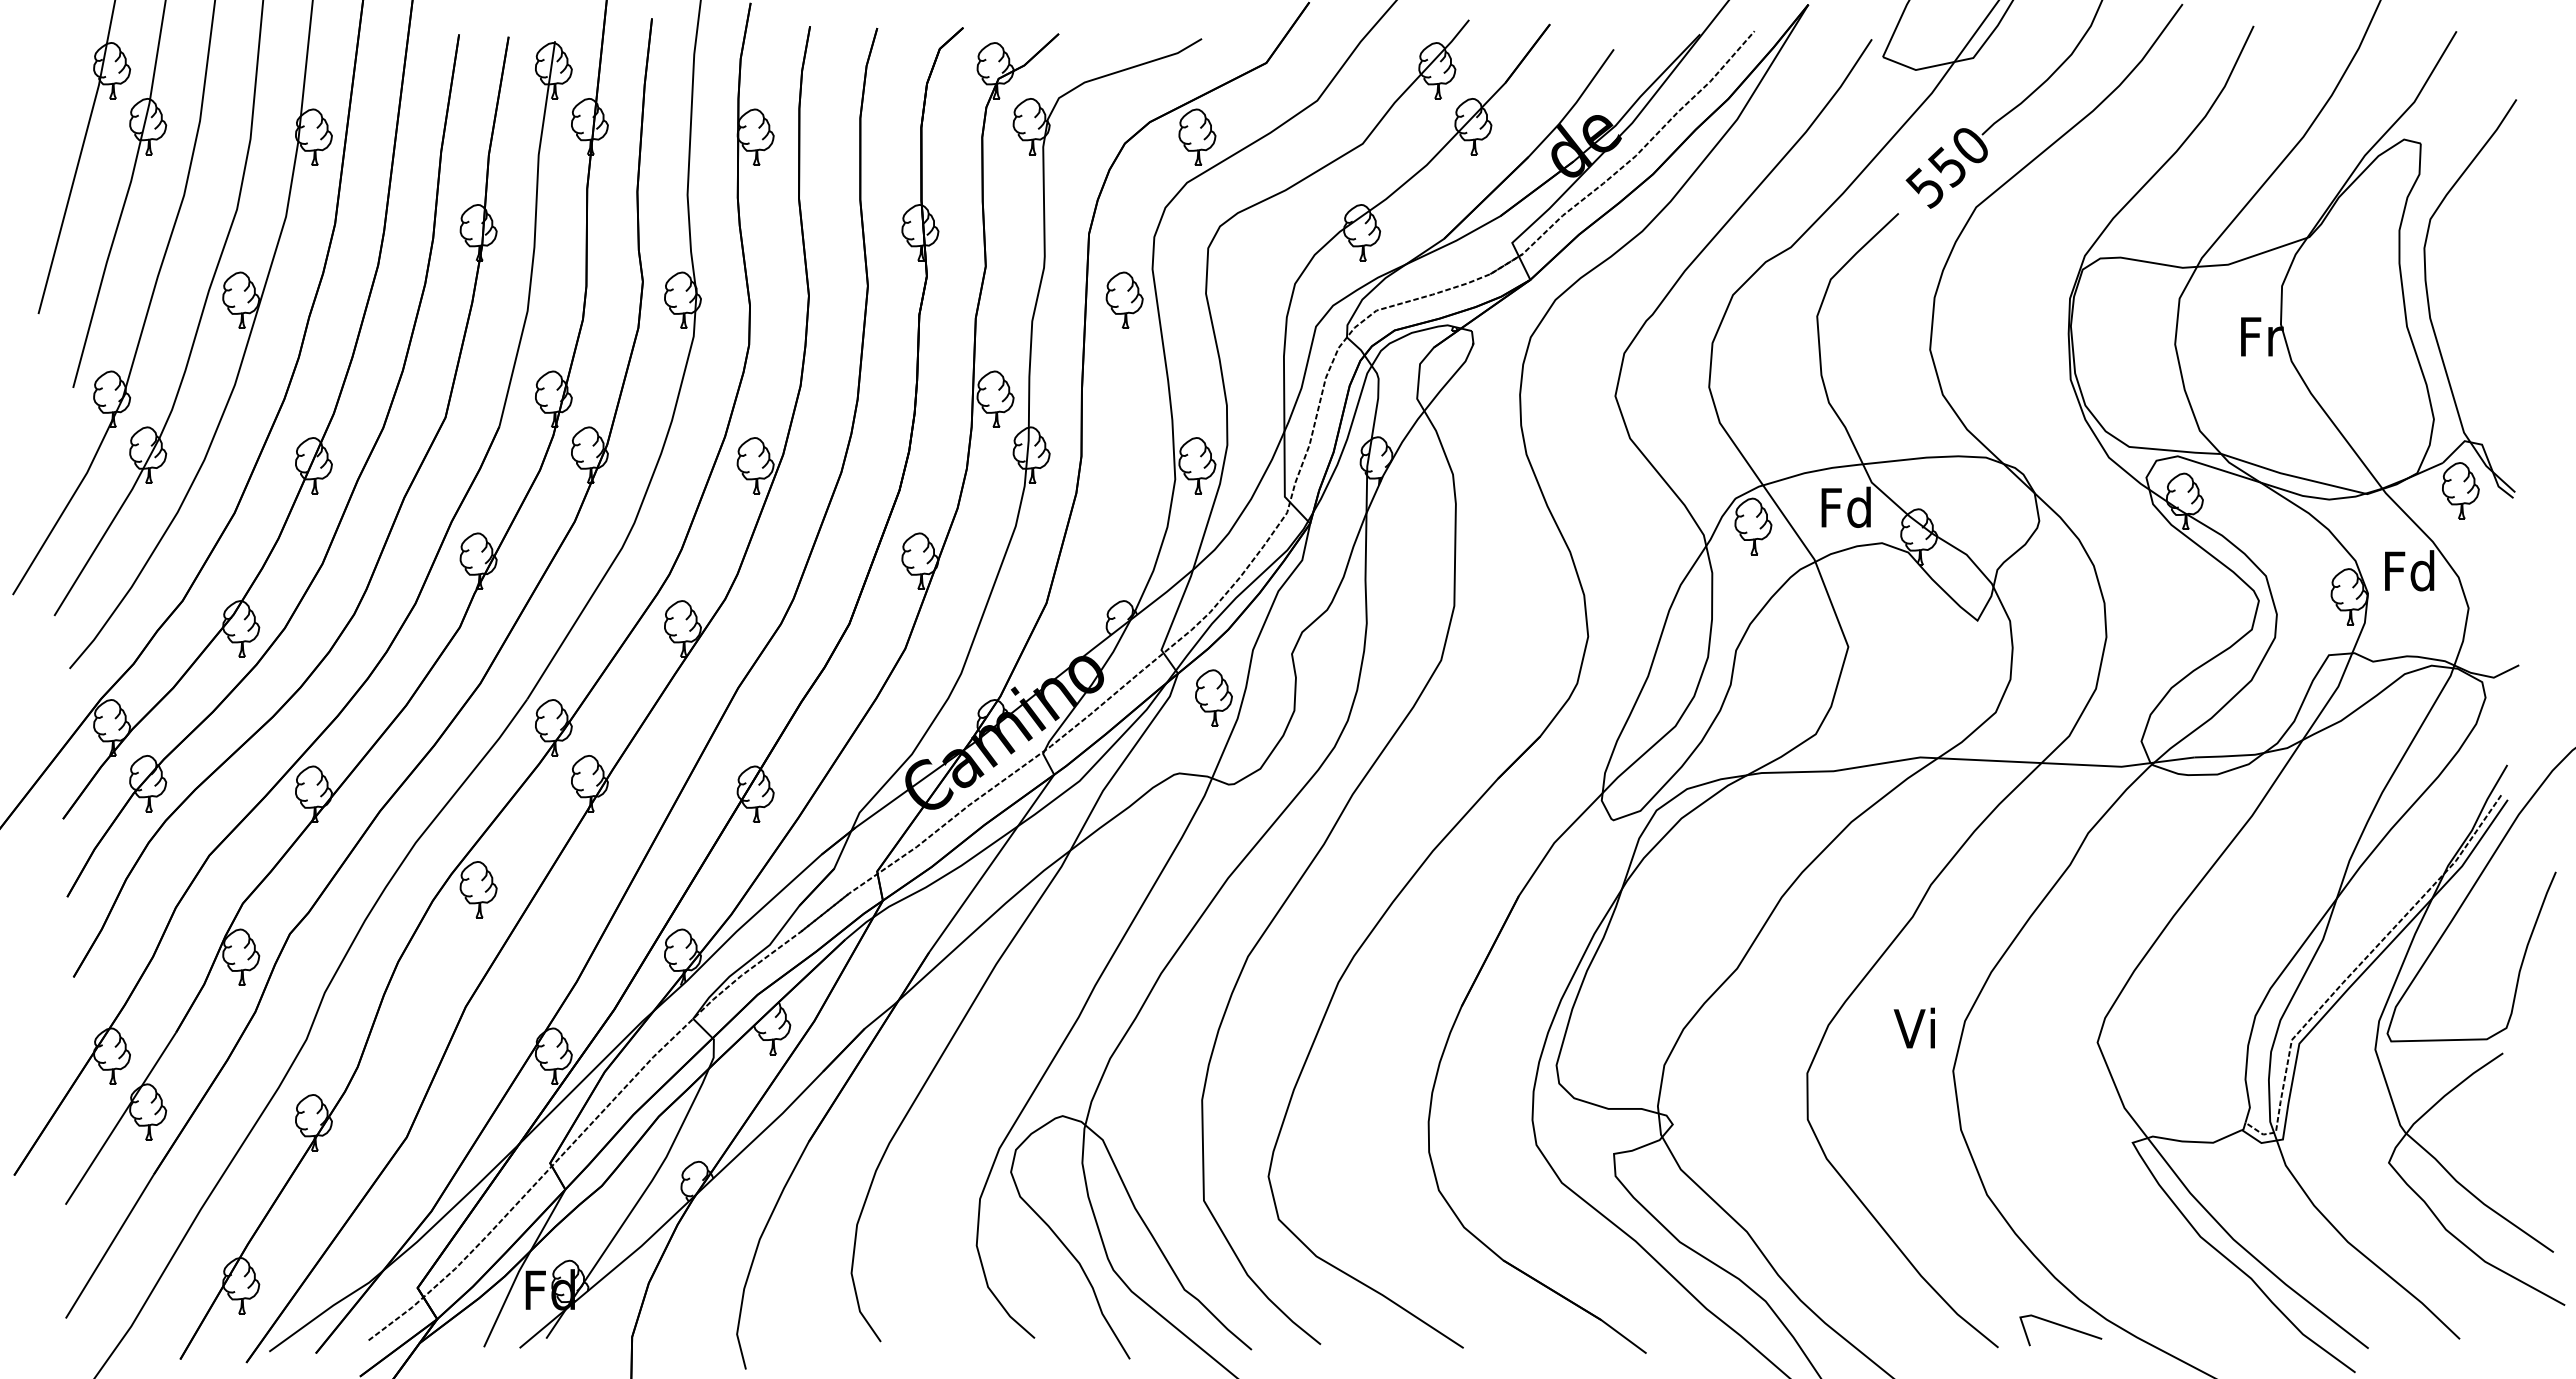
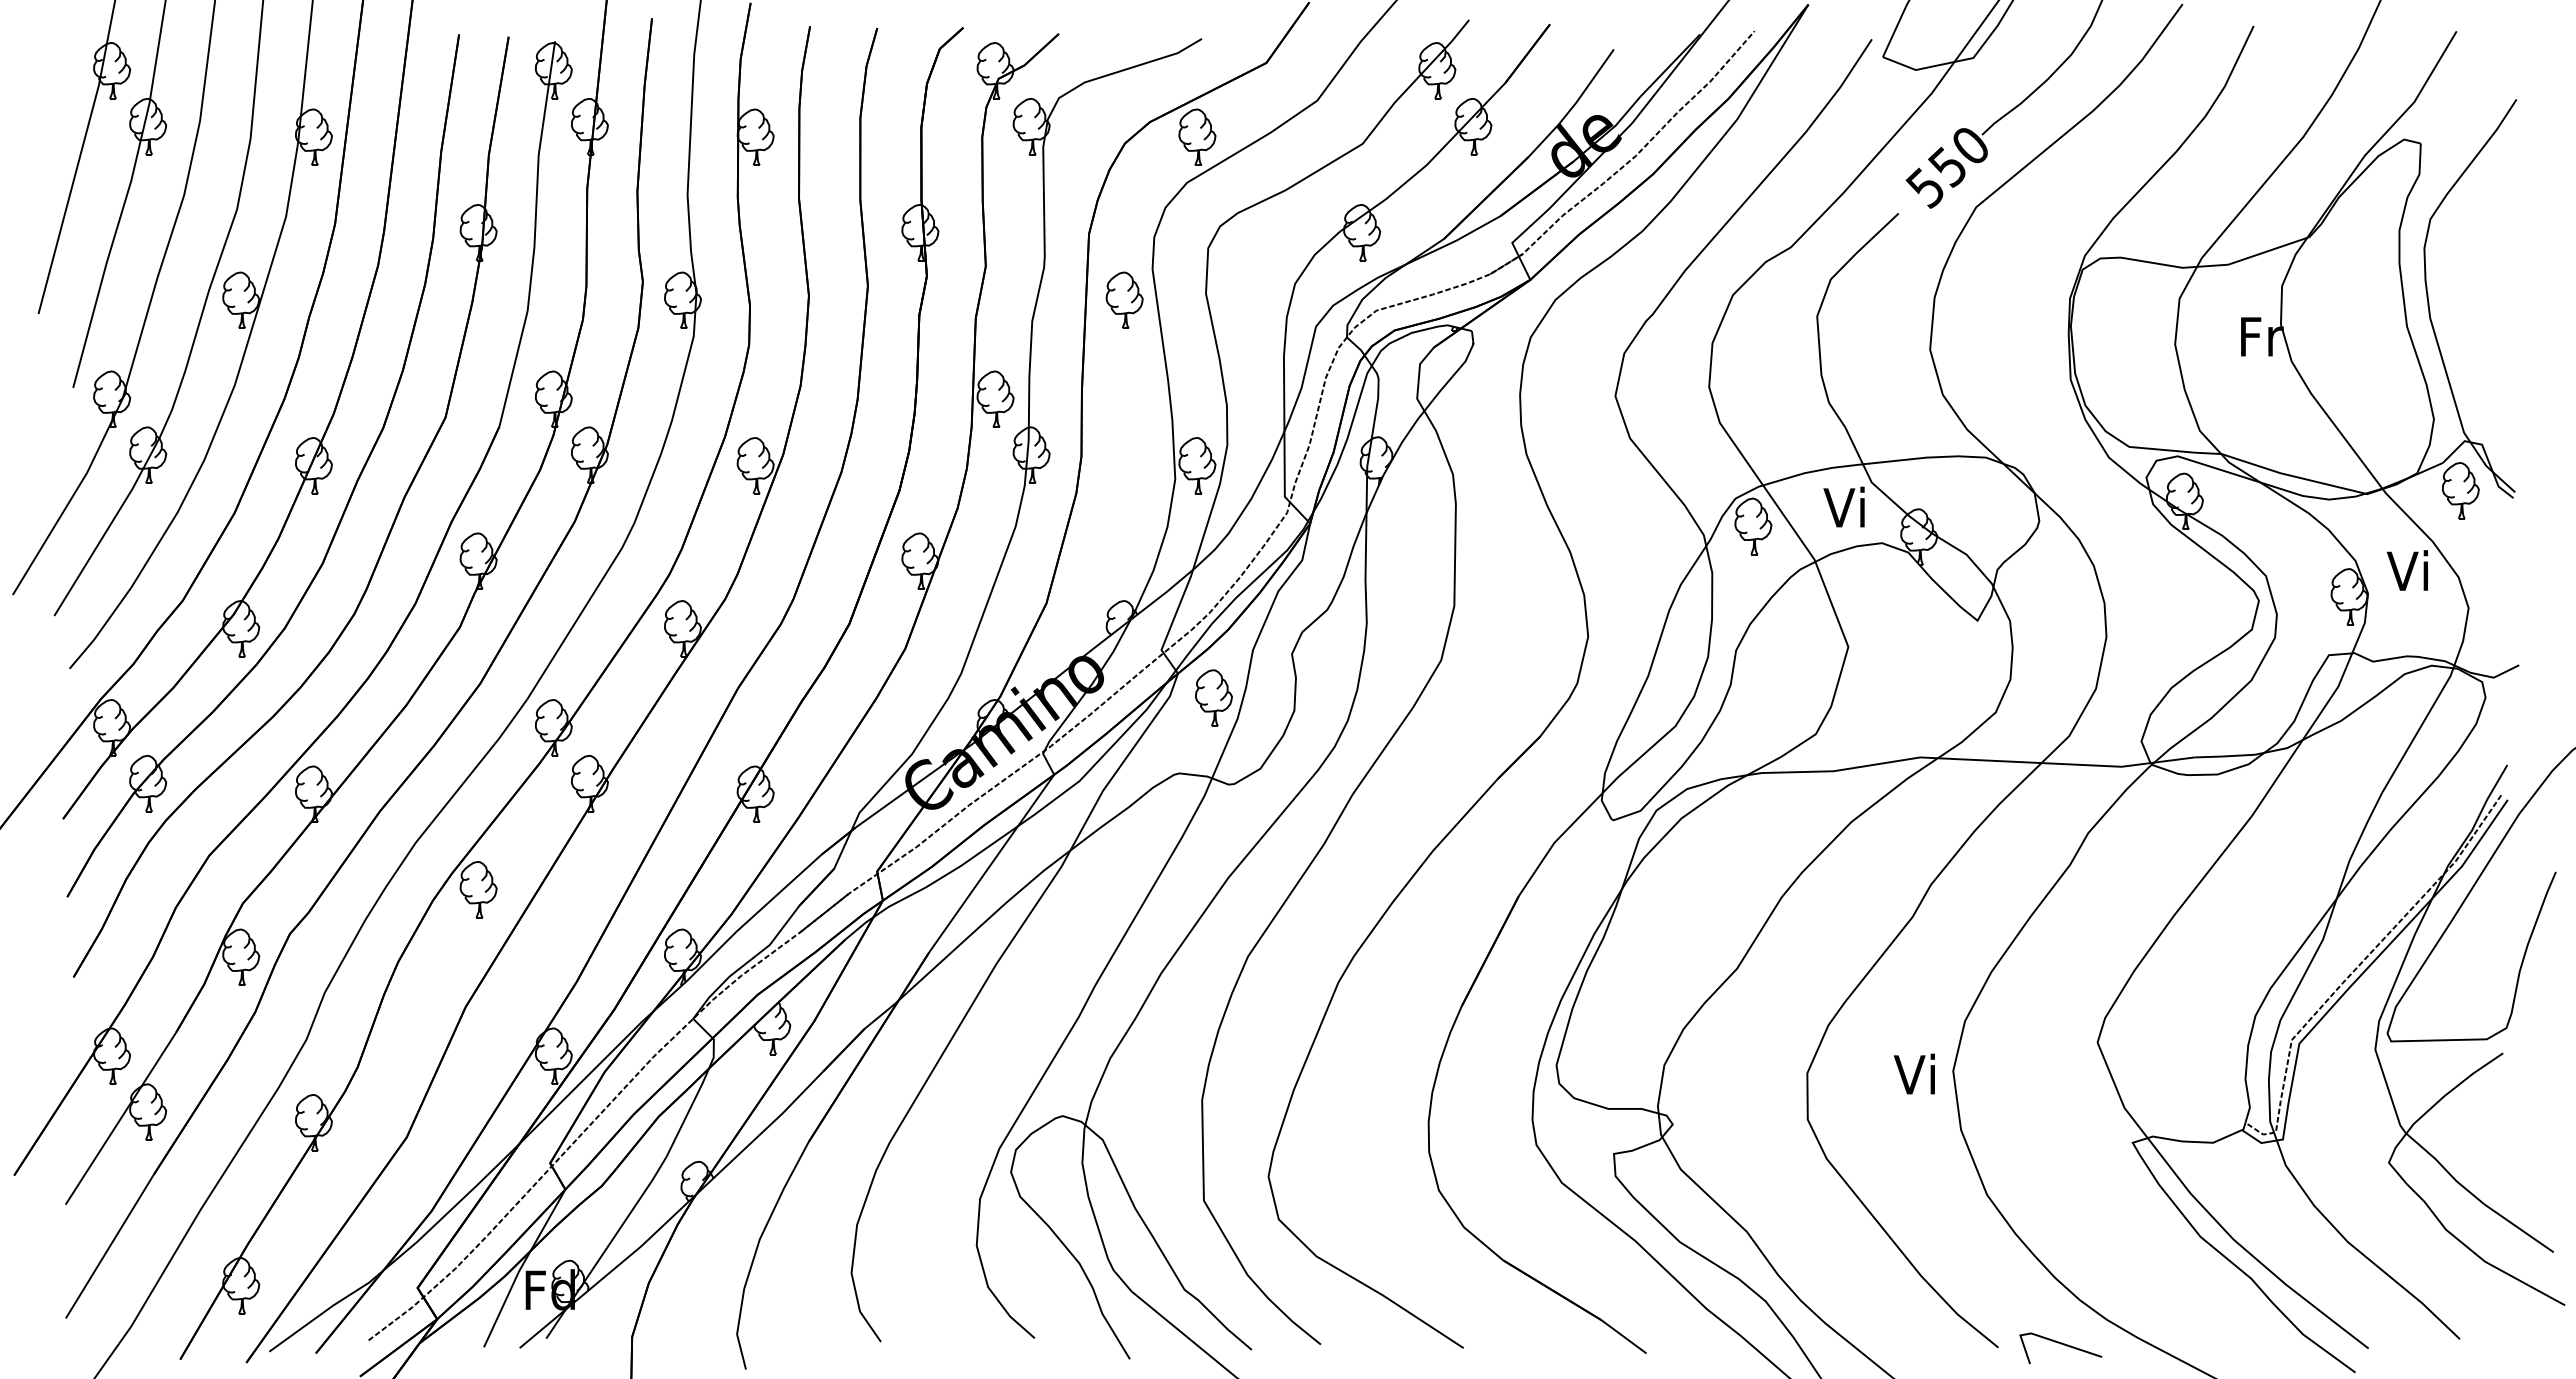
text: Fd -> Vi (1845, 506)
text: Fd -> Vi (2409, 570)
text position: (1913, 1027) -> (1913, 1073) (1913, 1073)
line position: (2060, 1326) -> (2060, 1344) (2060, 1344)
